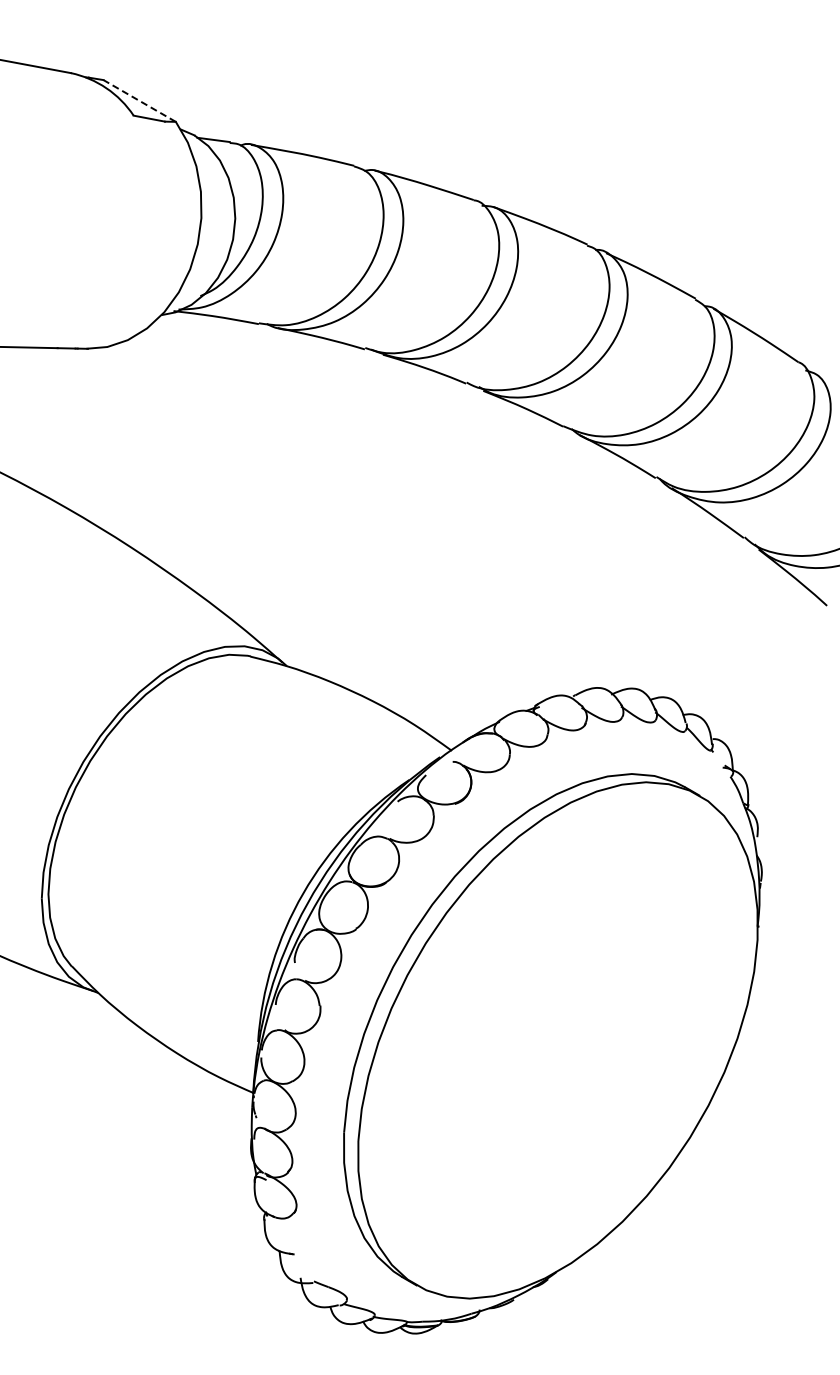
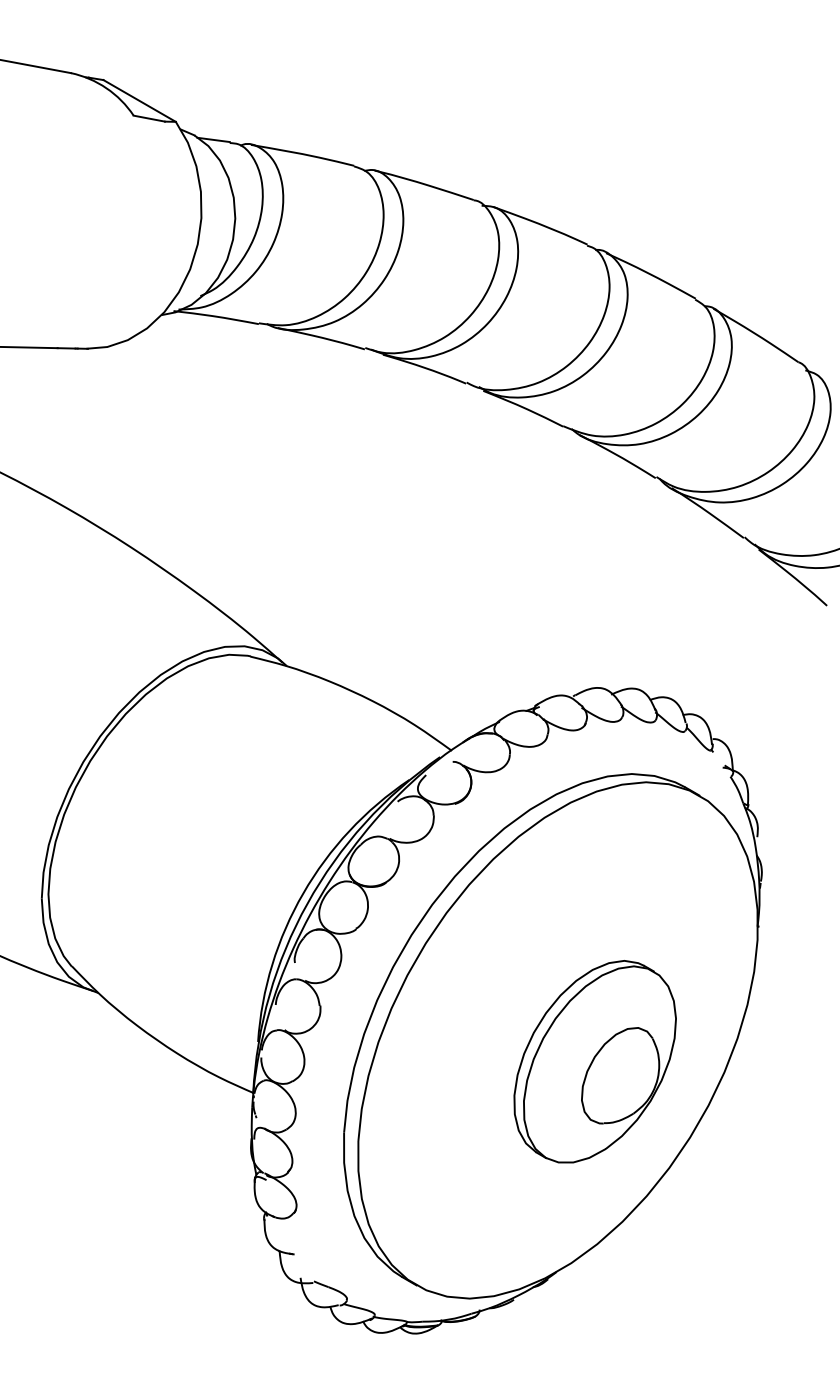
line: dashed -> solid (139, 100)
part: none -> present (594, 1061)
